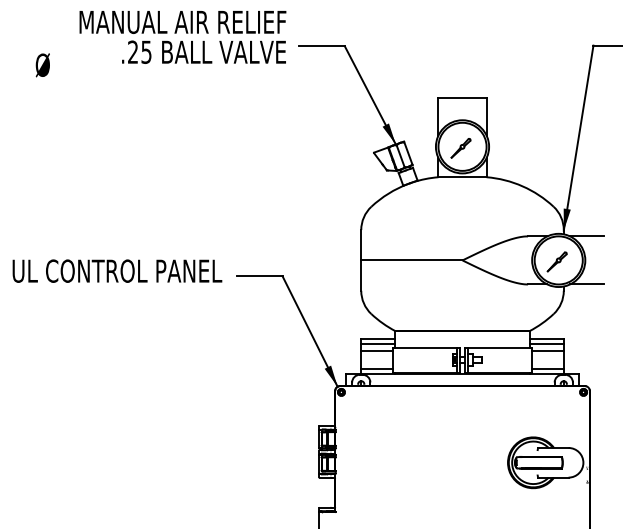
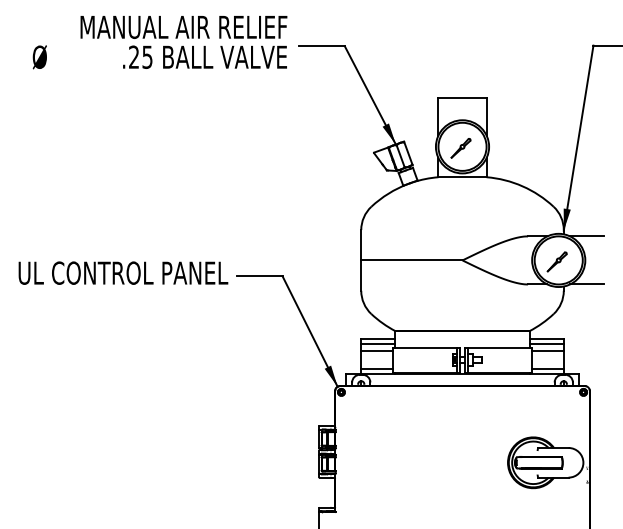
text position: (182, 37) -> (183, 42) (183, 42)
text position: (42, 65) -> (39, 57) (39, 57)
text position: (117, 270) -> (123, 272) (123, 272)
